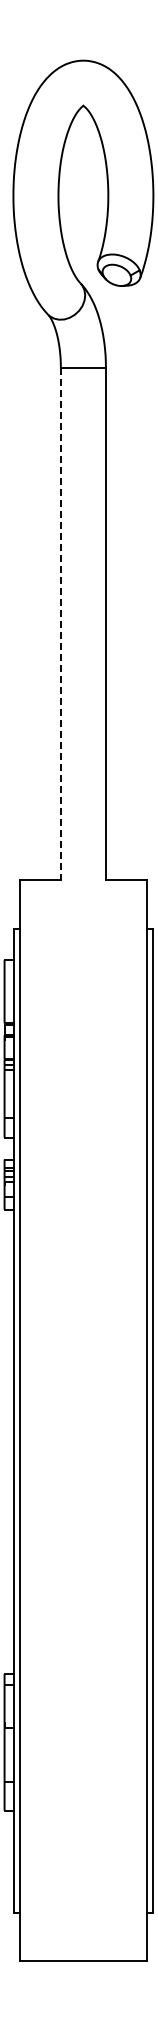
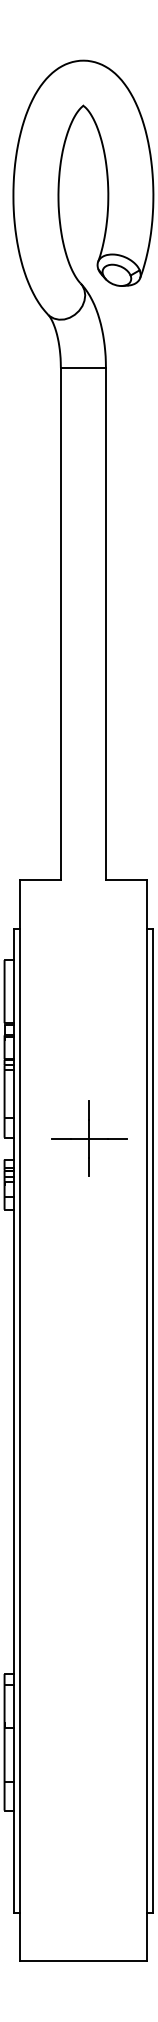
line: dashed -> solid (60, 623)
part: none -> present (89, 1138)
